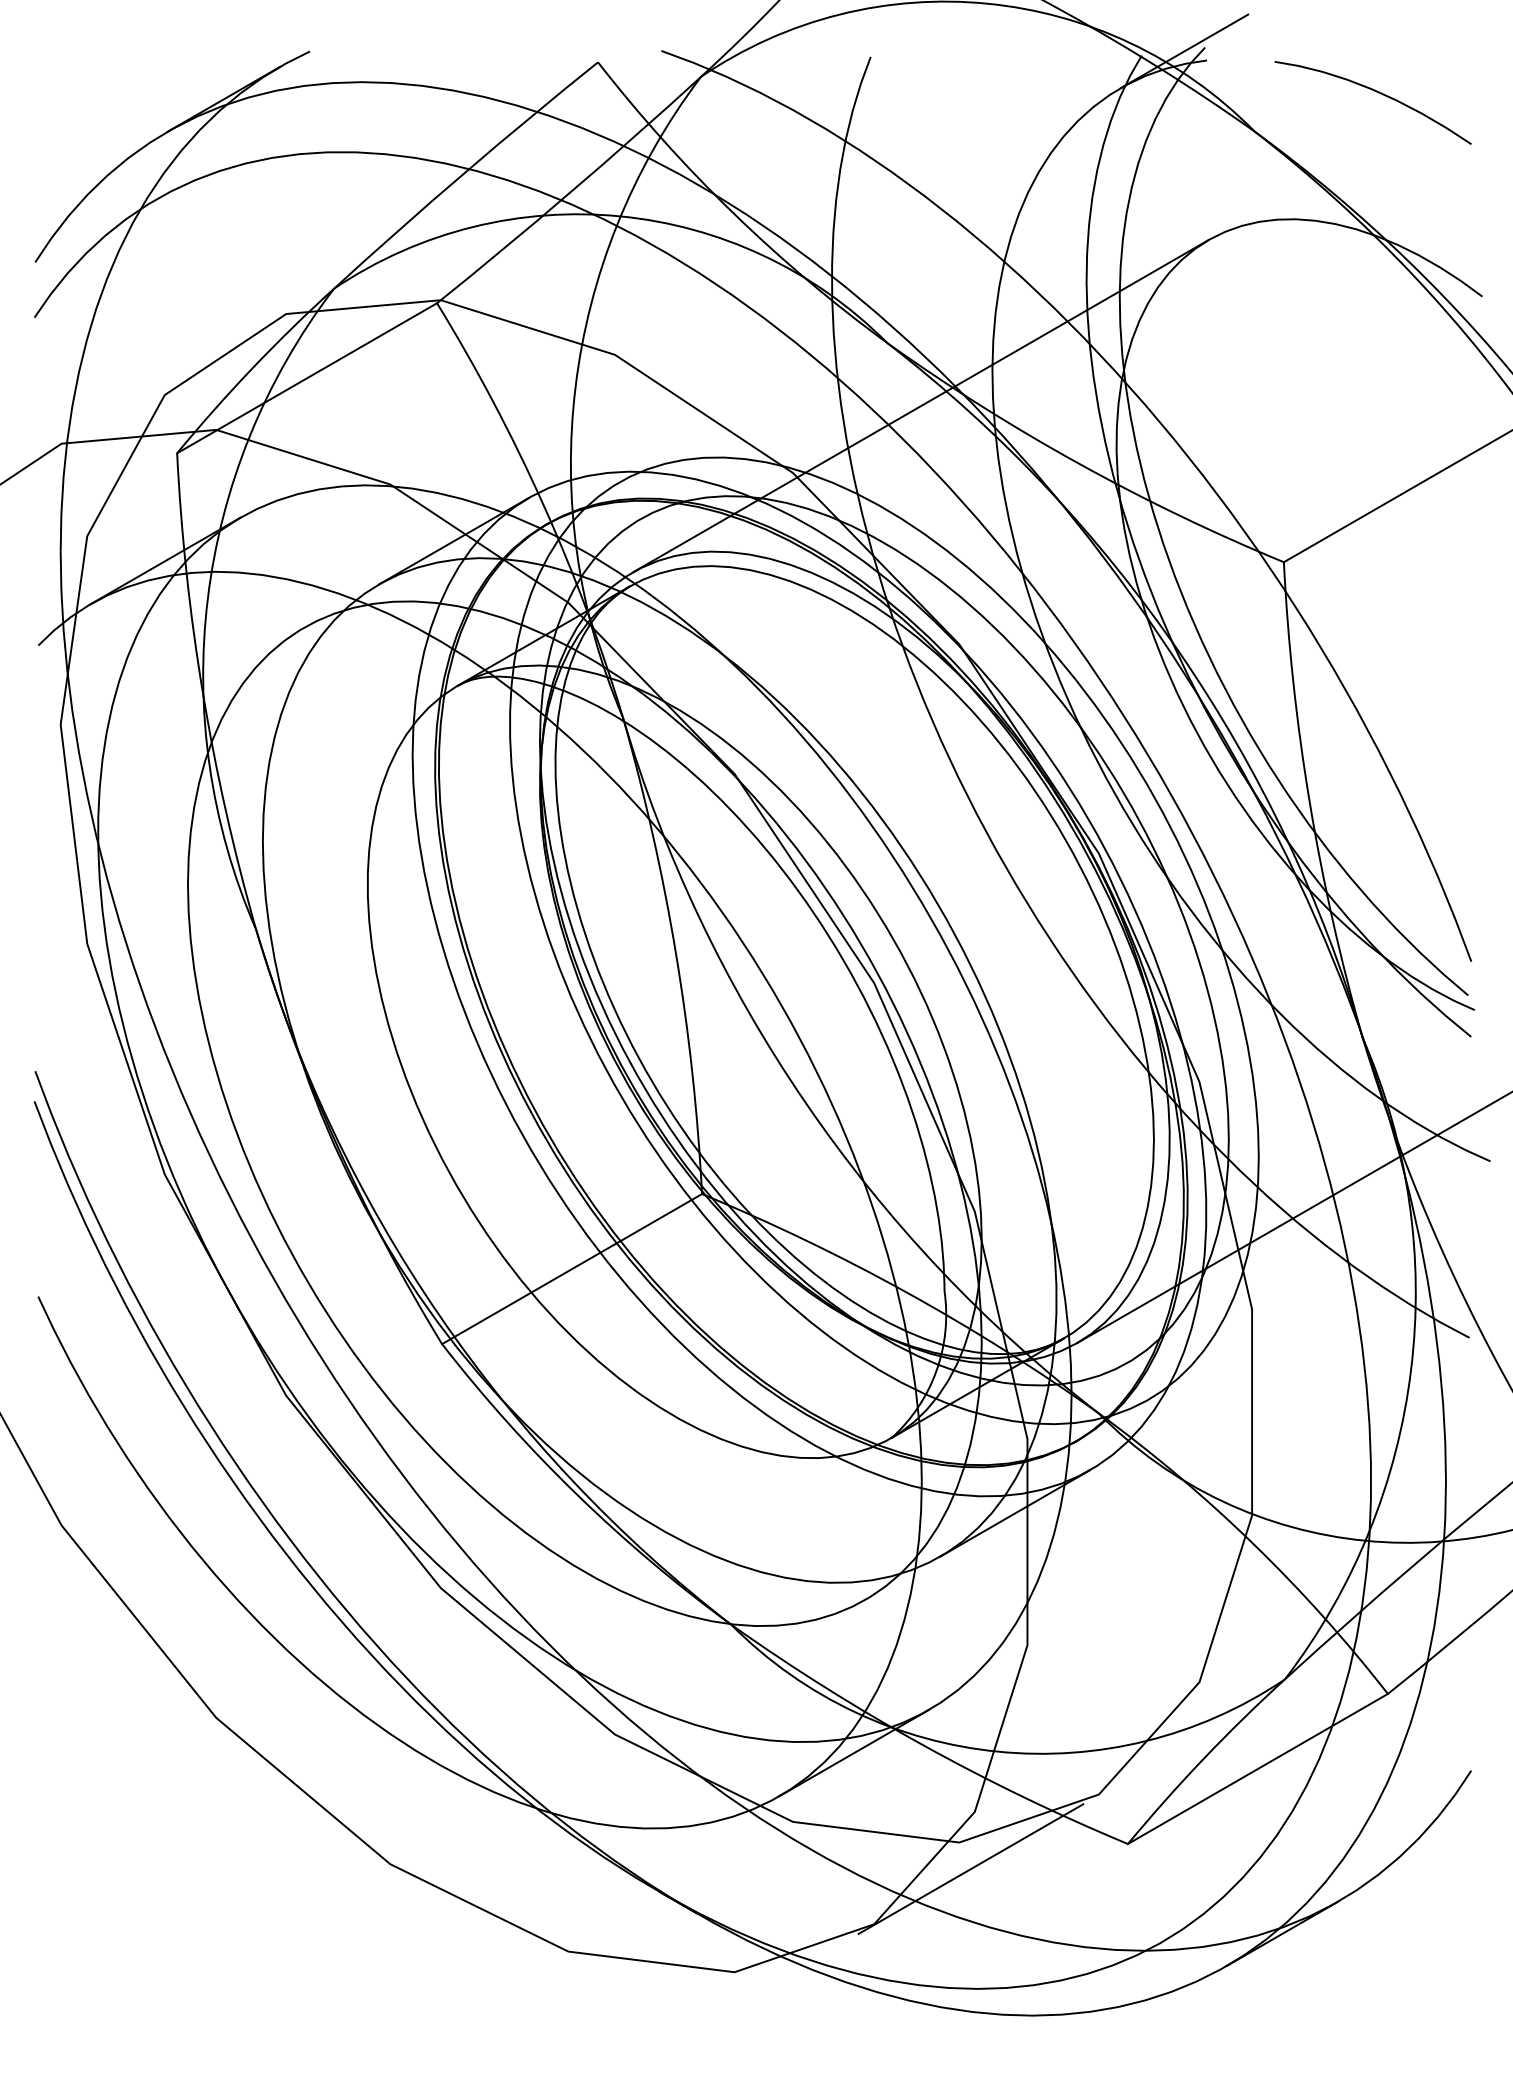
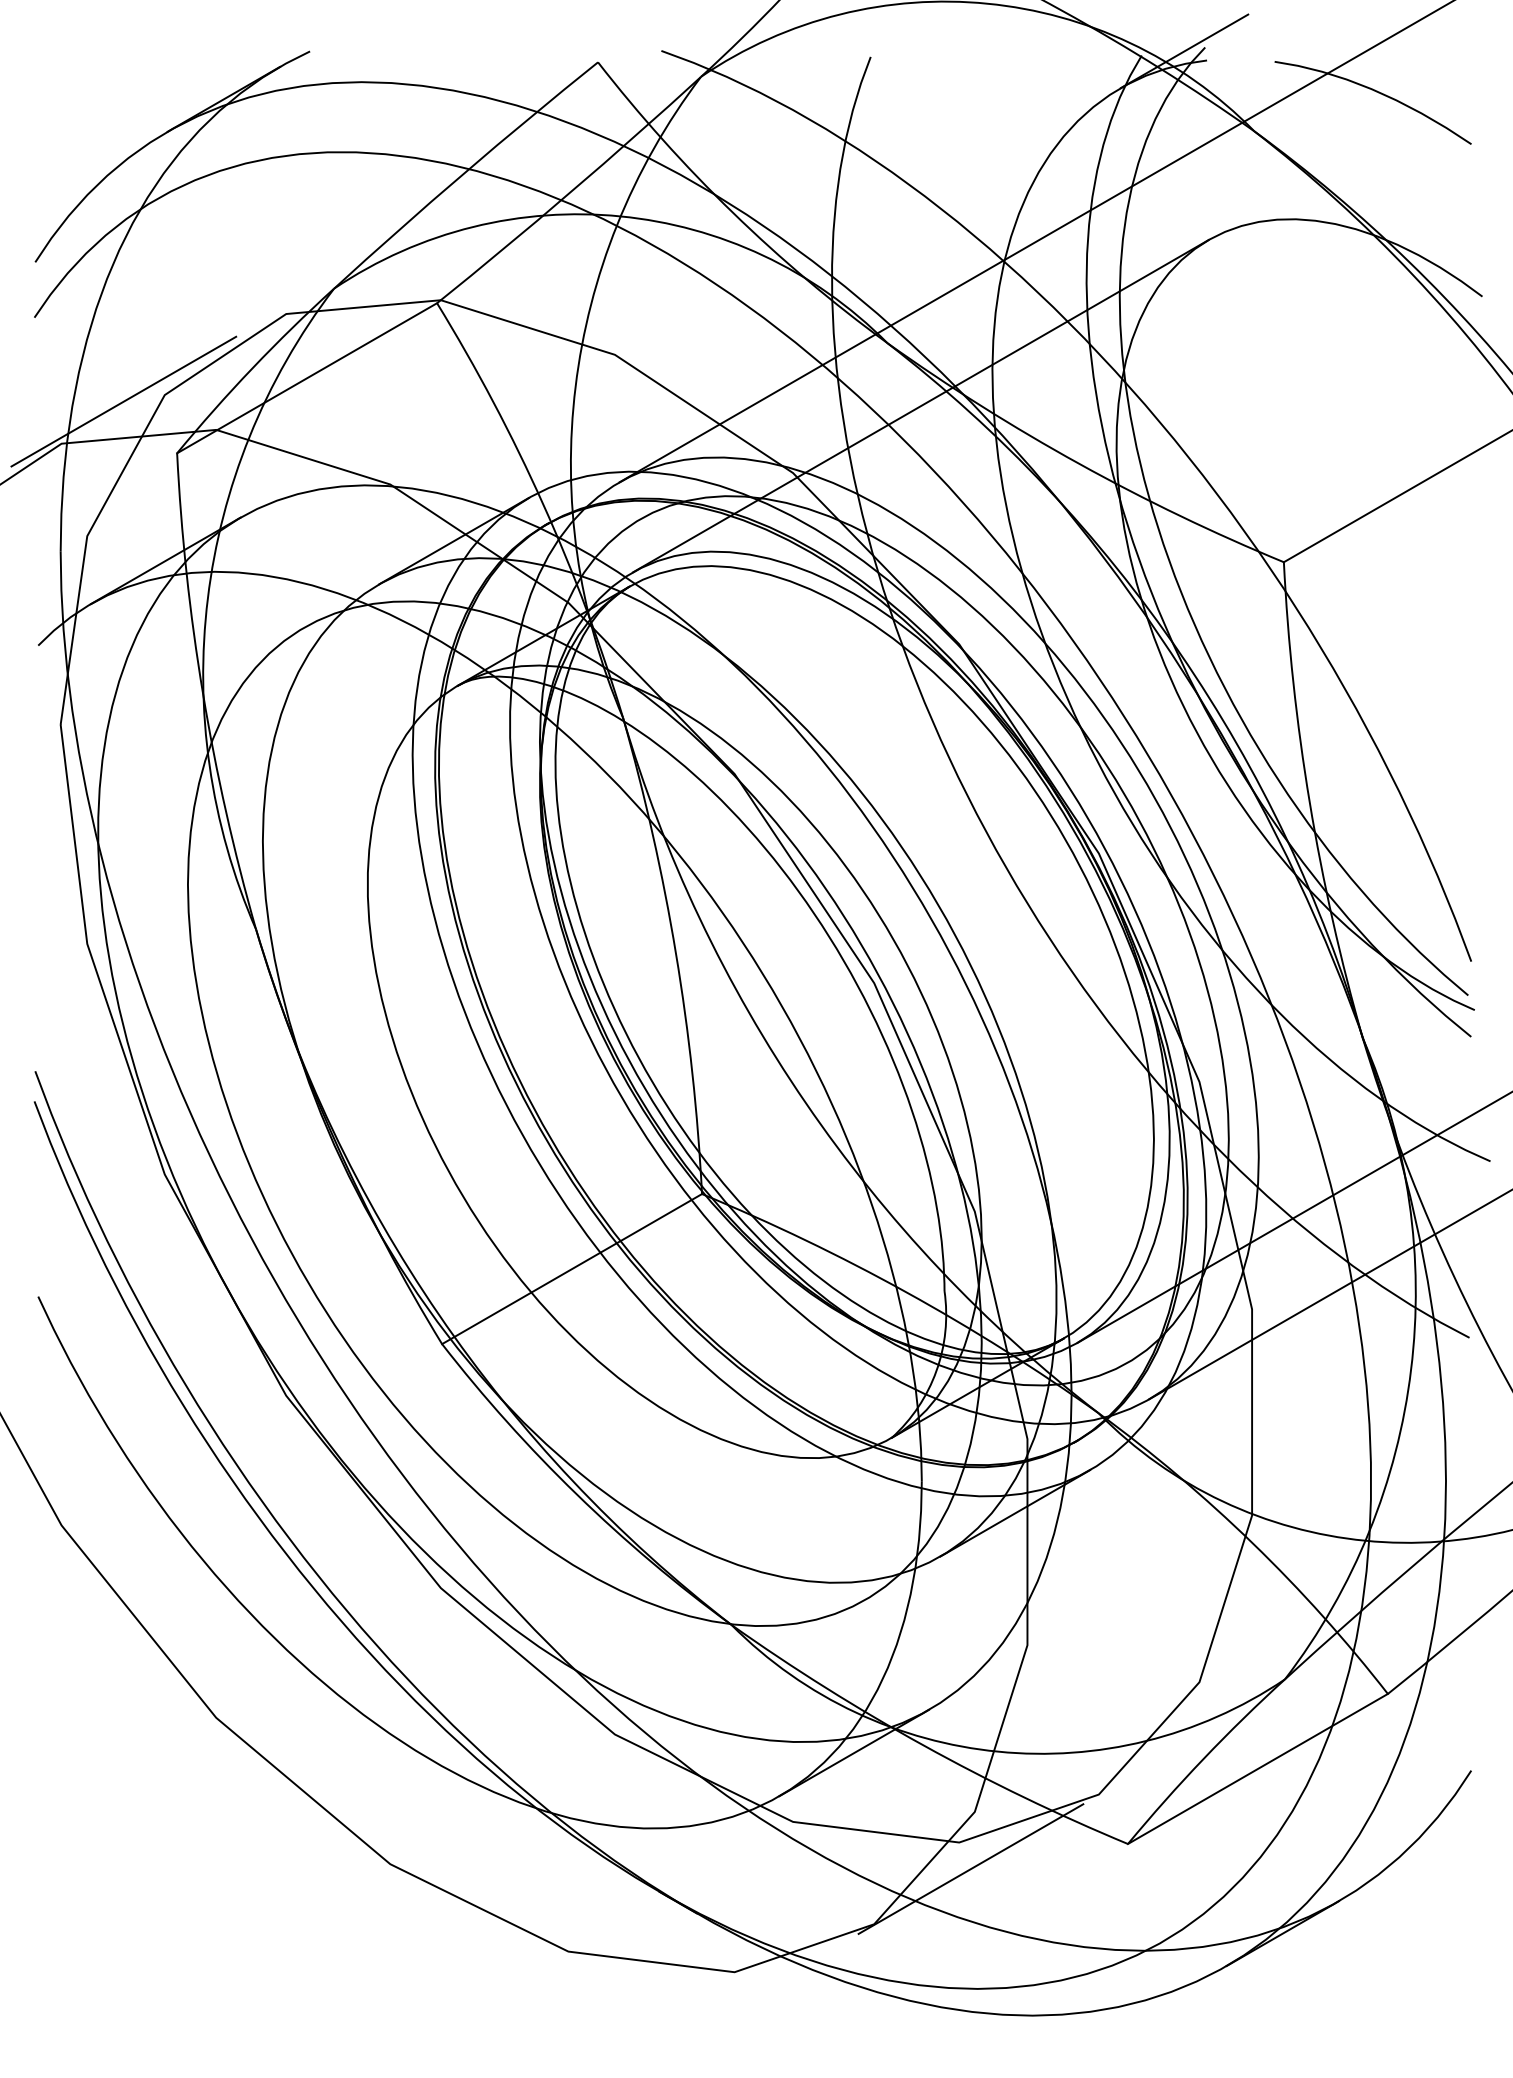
line: none -> present (1035, 242)
line: none -> present (123, 401)
line: none -> present (1329, 1295)
